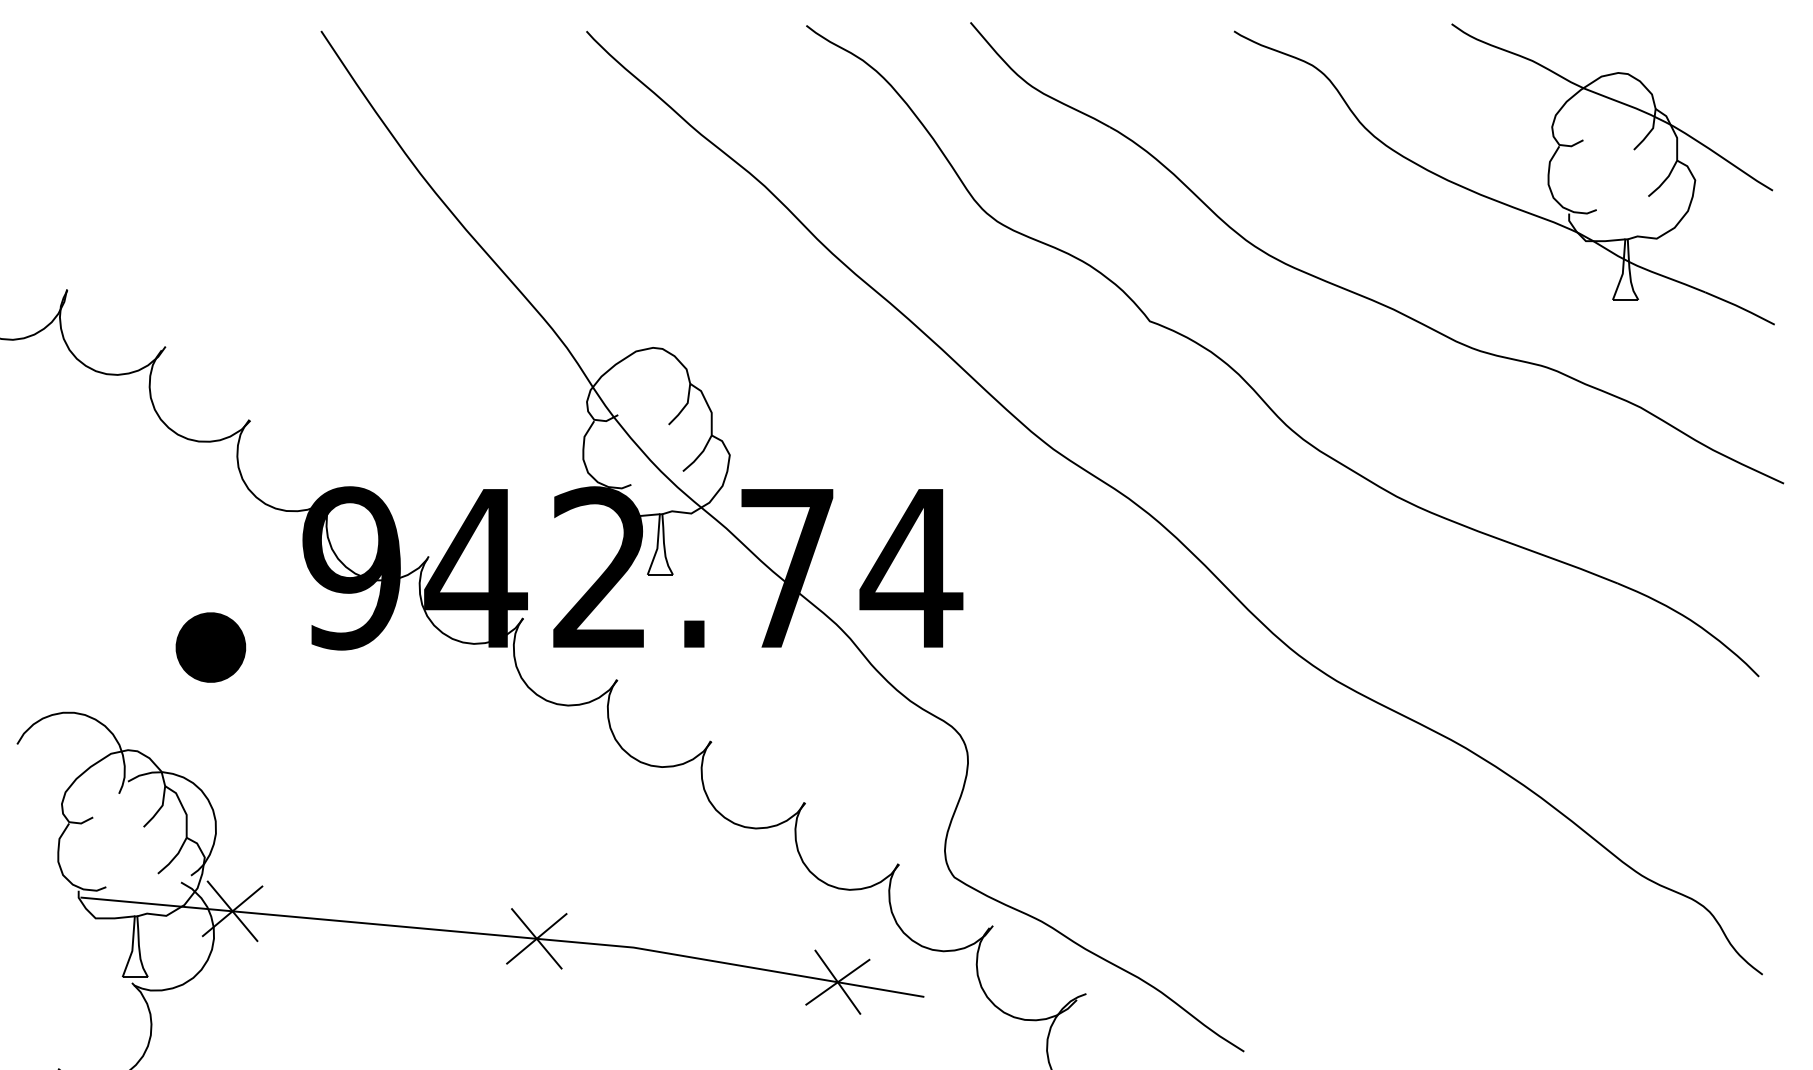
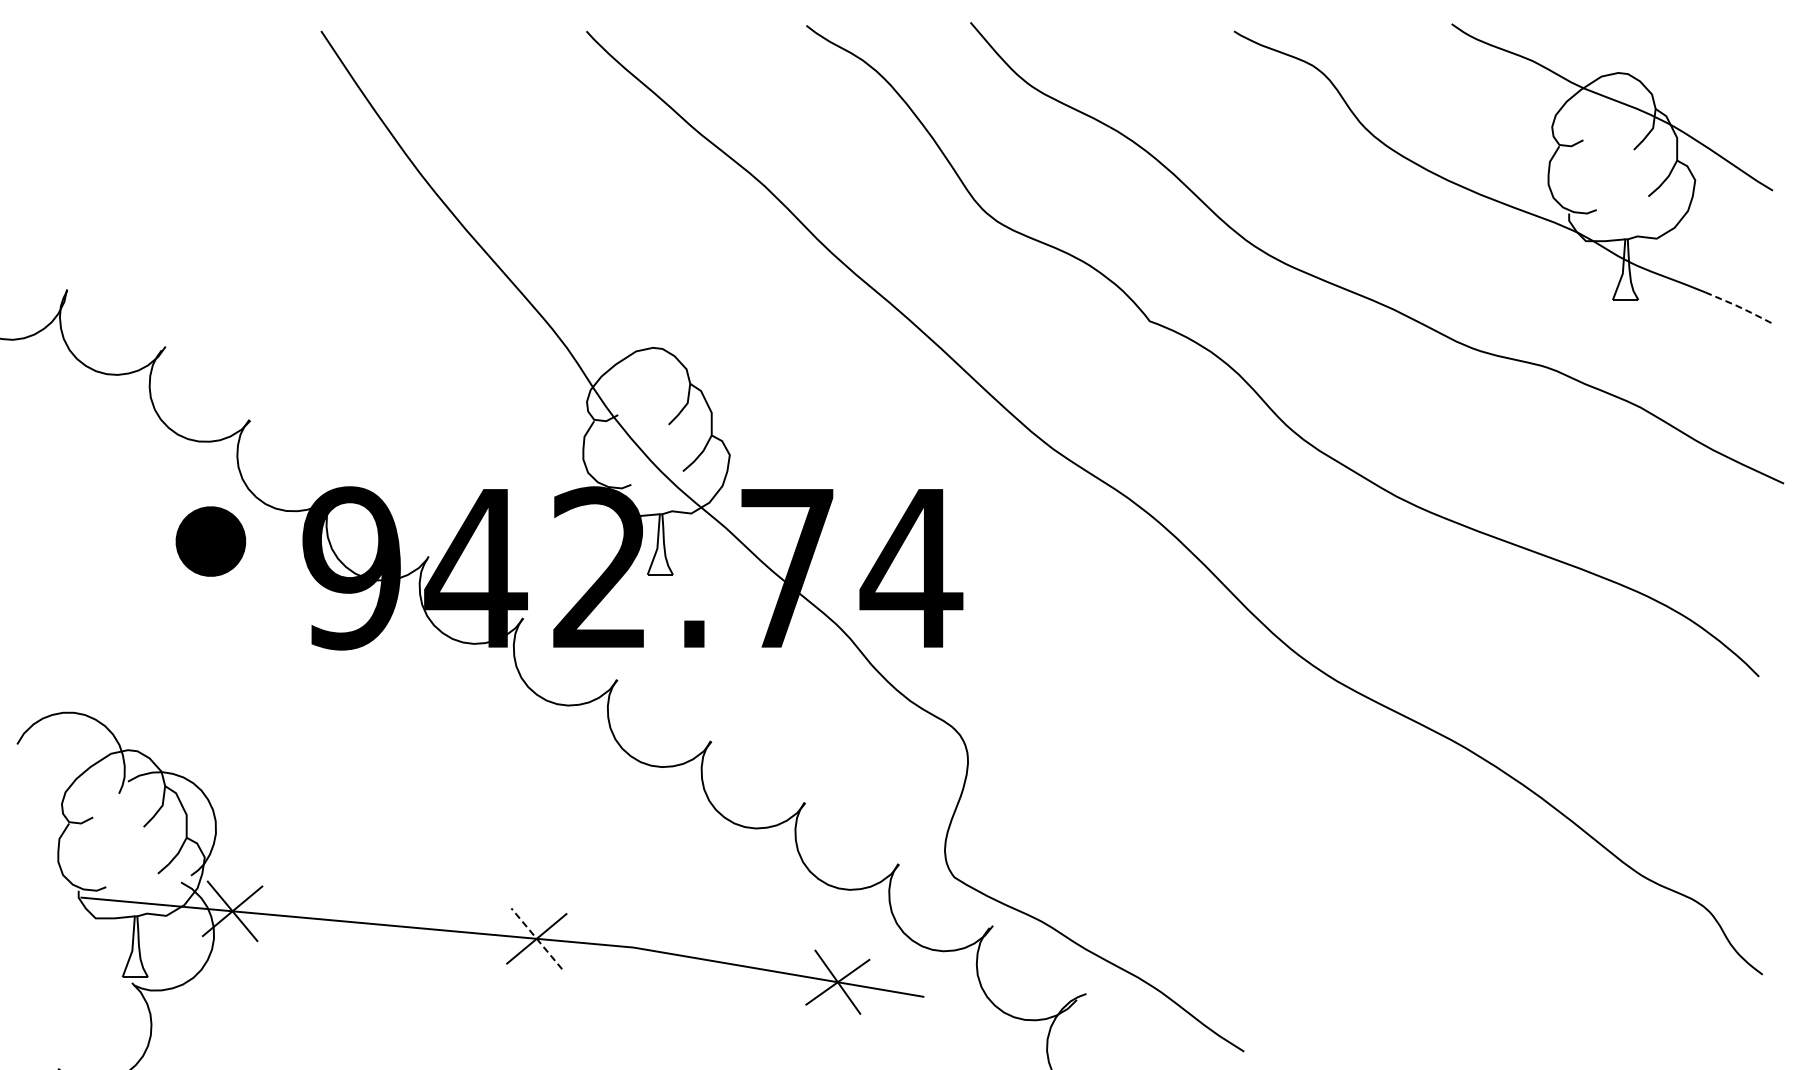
line: solid -> dashed (1740, 307)
part position: (210, 647) -> (210, 541) (210, 541)
line: solid -> dashed (536, 938)
